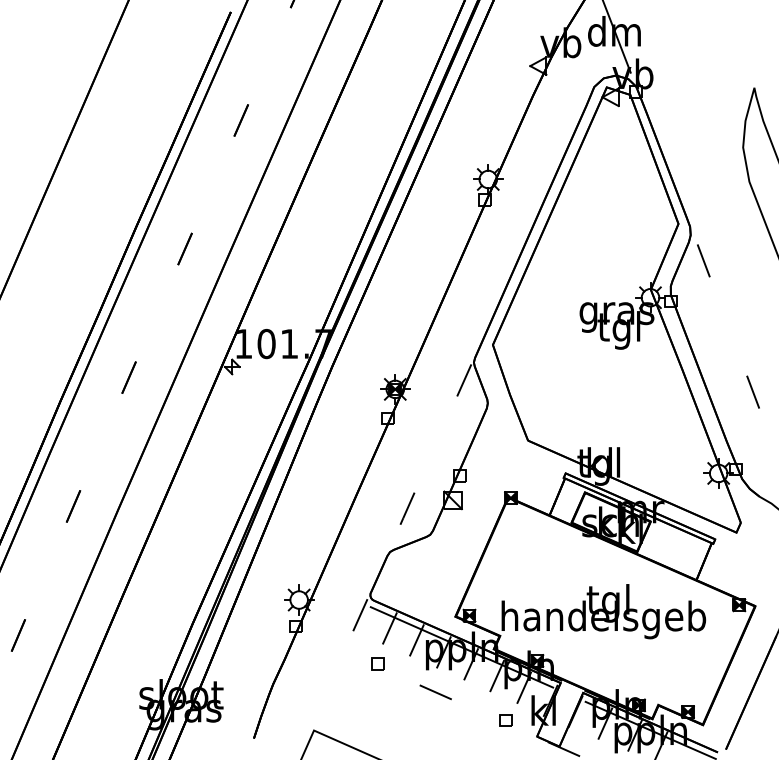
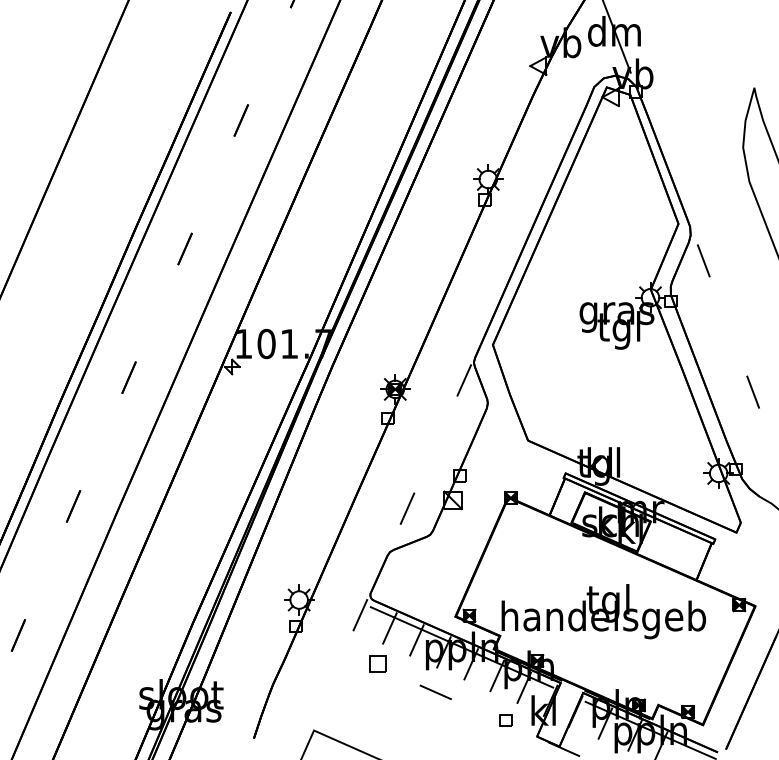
part size: 14x14 px -> 18x18 px (377, 663)
